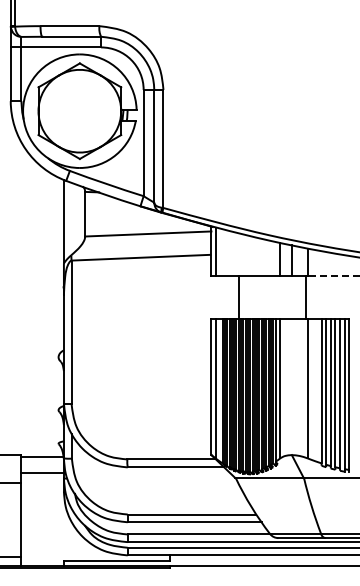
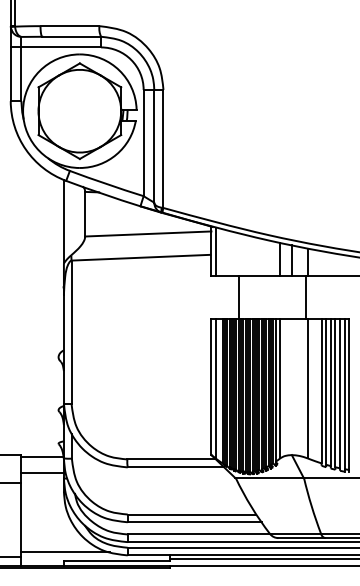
line: dashed -> solid (333, 276)
line: none -> present (65, 551)
line: none -> present (263, 558)
